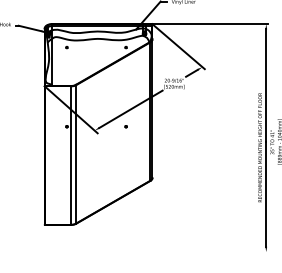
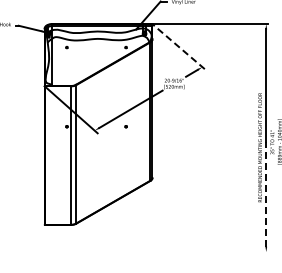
line: solid -> dashed (178, 46)
line: solid -> dashed (266, 194)
